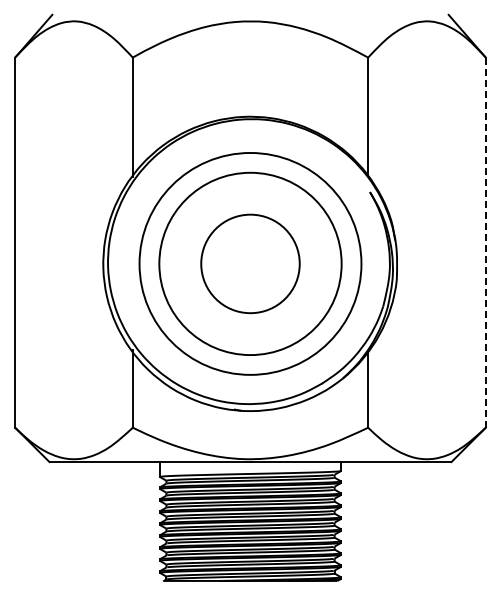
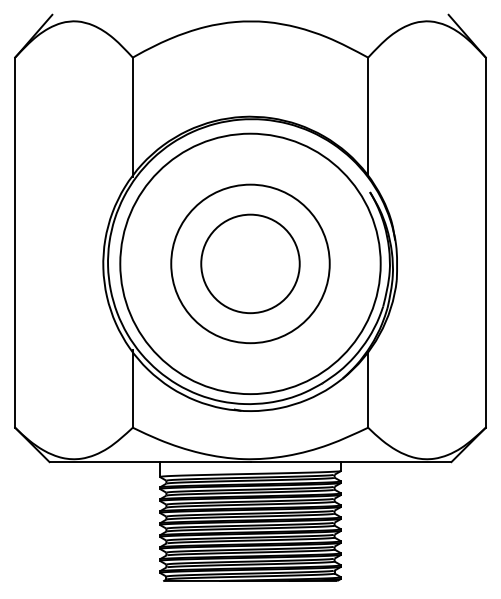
line: dashed -> solid (485, 242)
circle diameter: 182 px -> 260 px (250, 263)
circle diameter: 222 px -> 159 px (250, 263)
